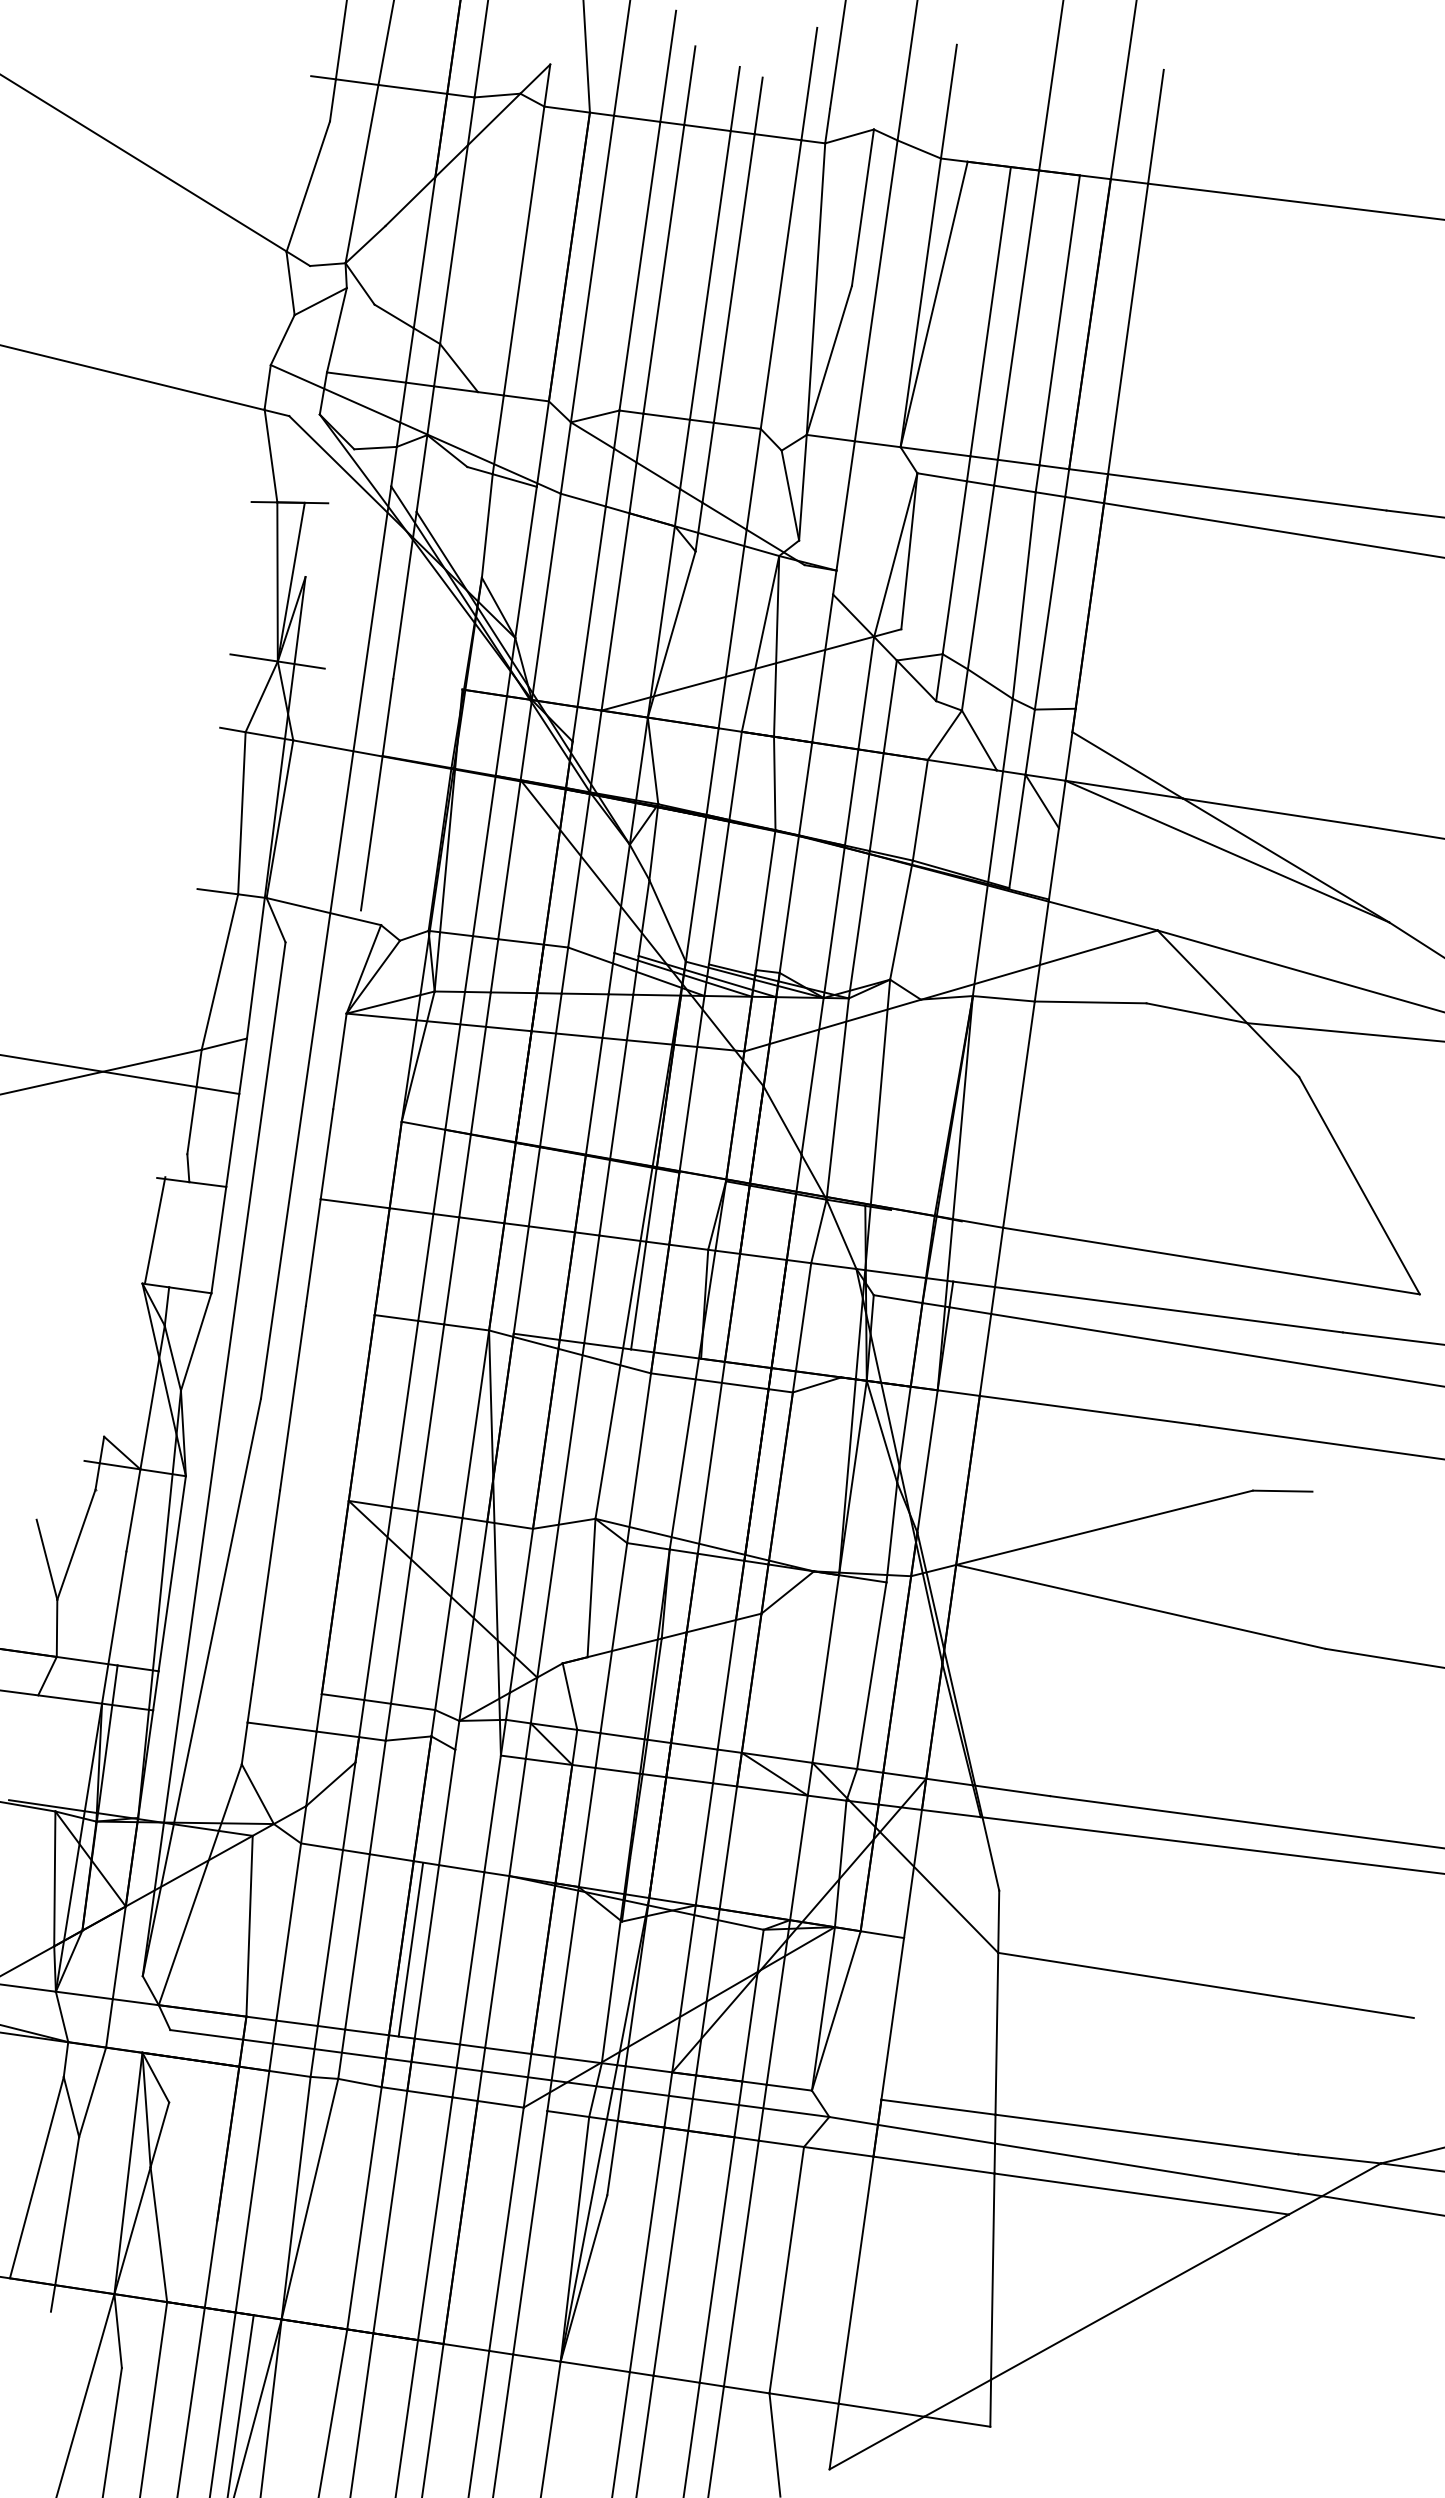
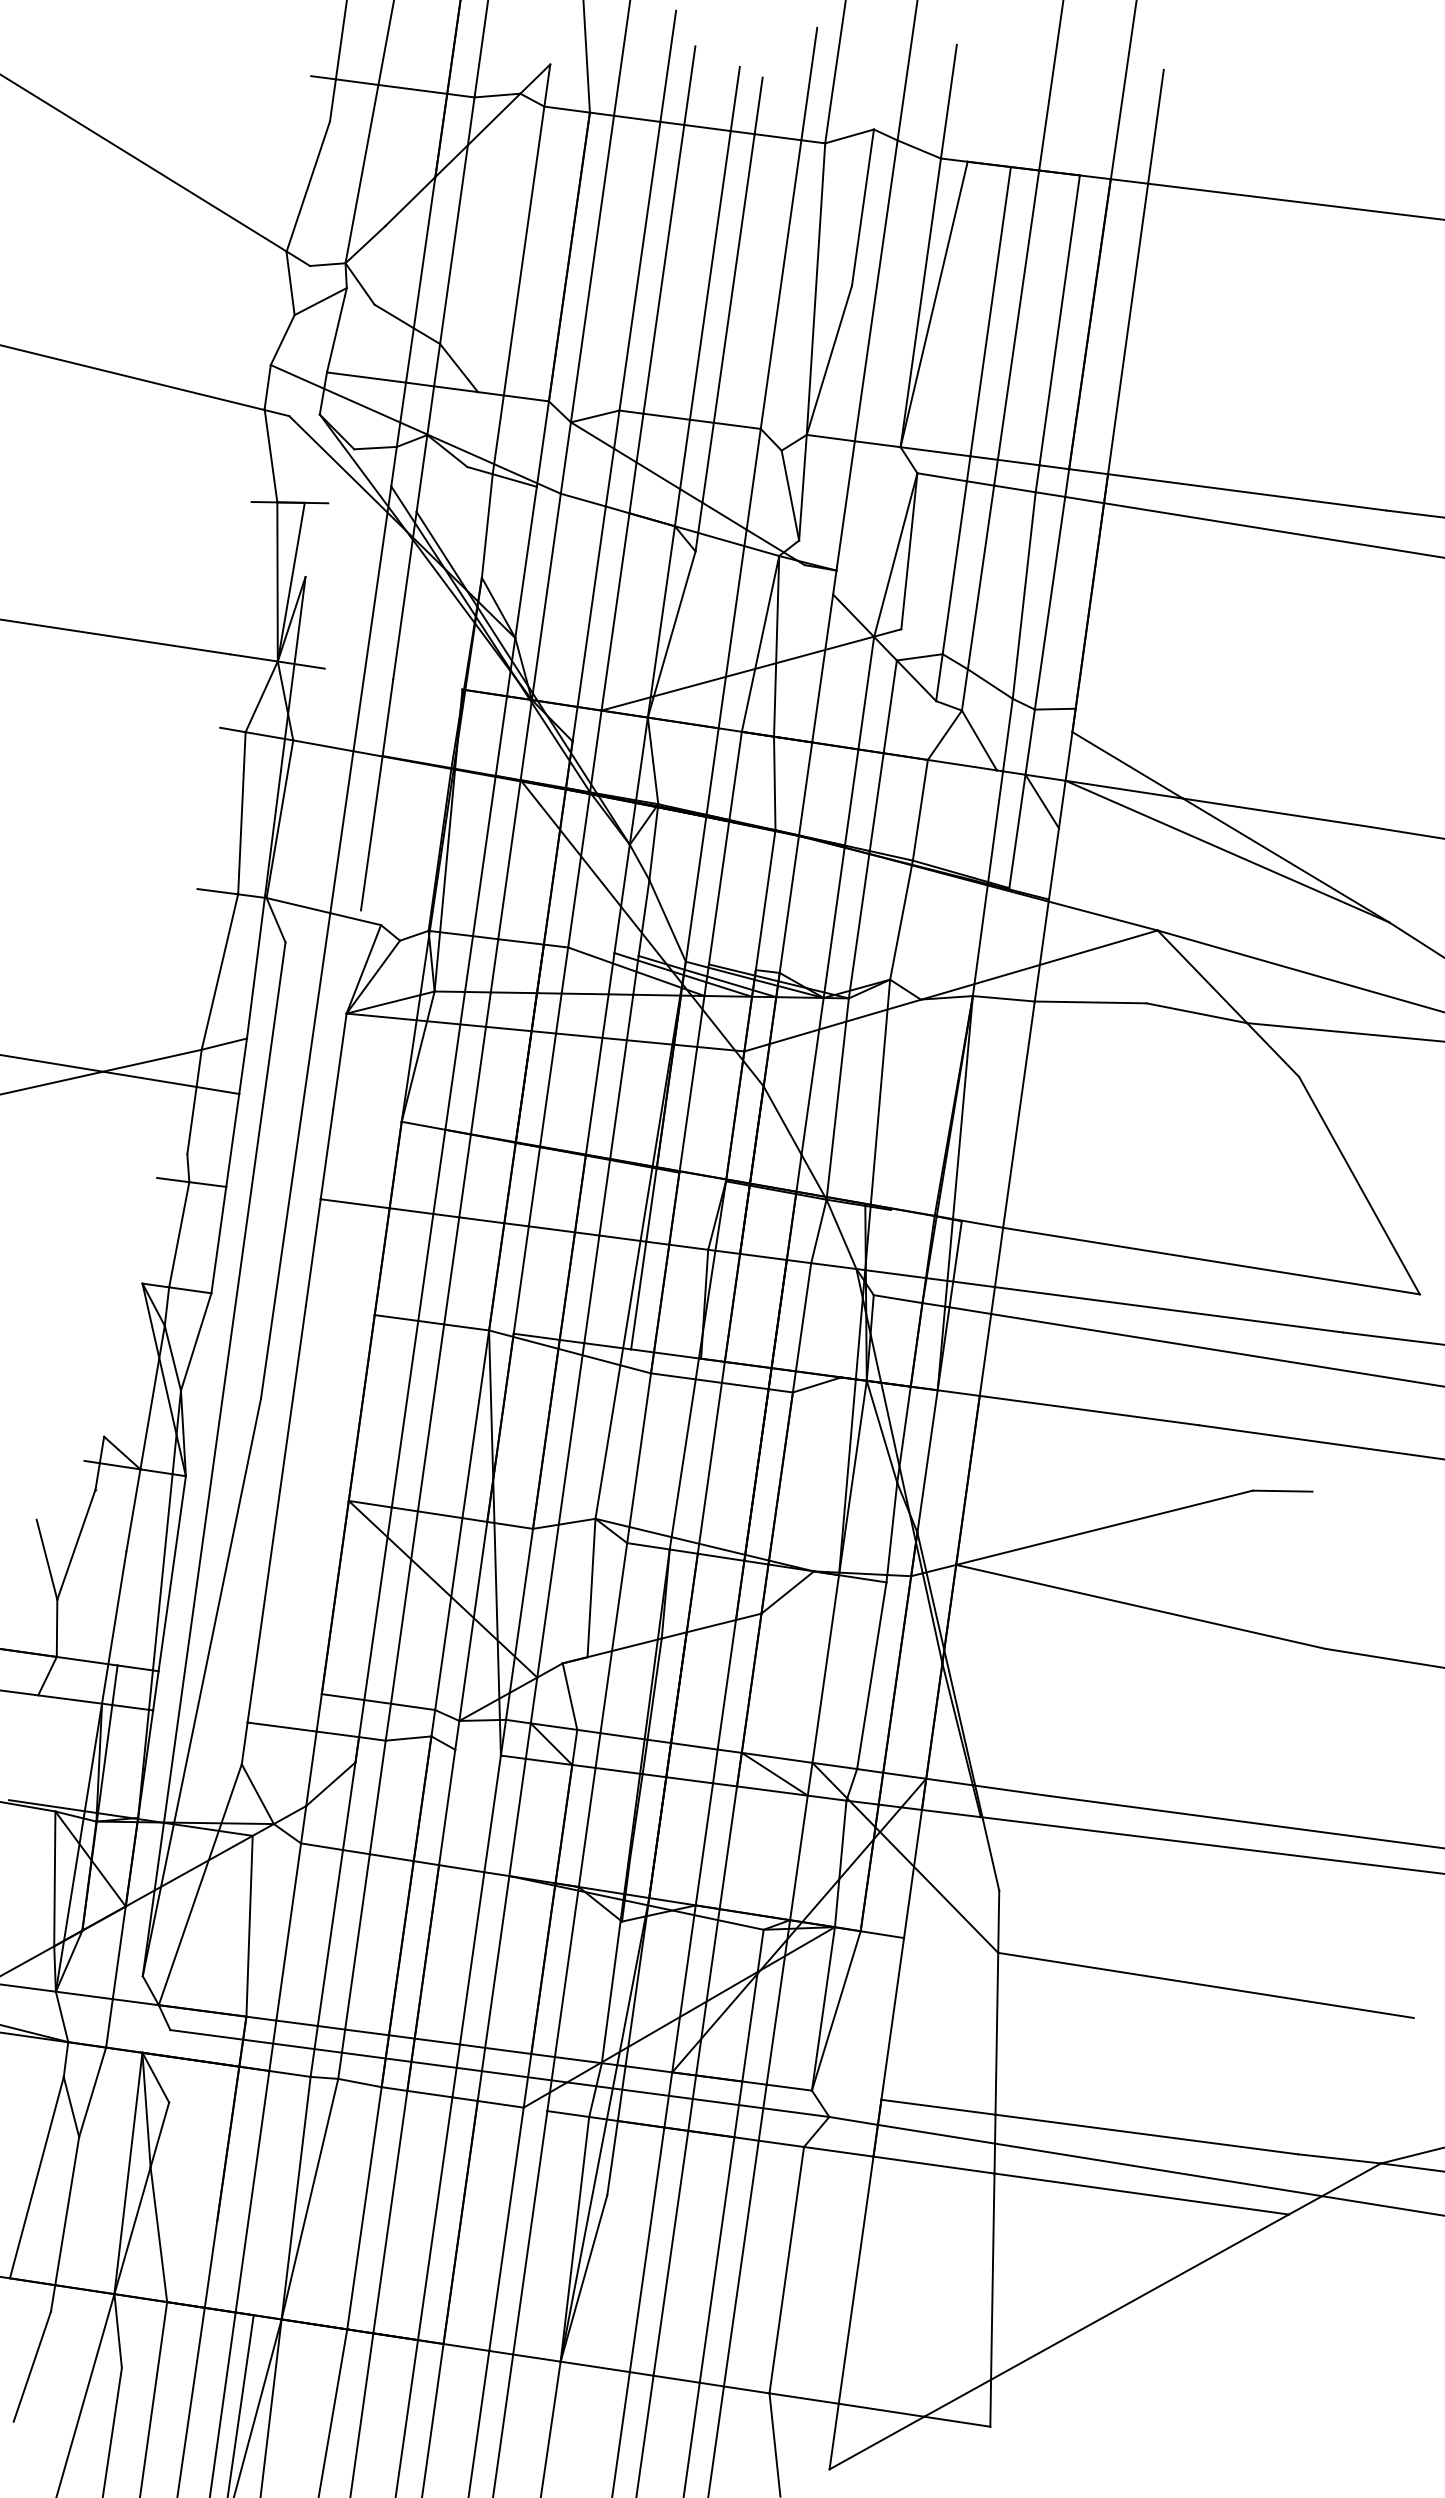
line: none -> present (116, 636)
line position: (155, 1229) -> (179, 1234) (179, 1234)
line: none -> present (957, 1251)
line position: (410, 1949) -> (426, 1951) (426, 1951)
line: none -> present (31, 2366)
